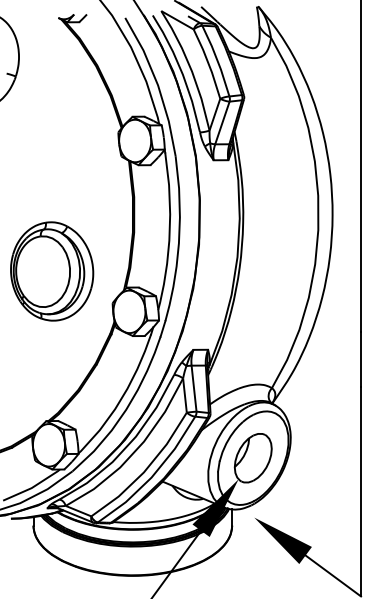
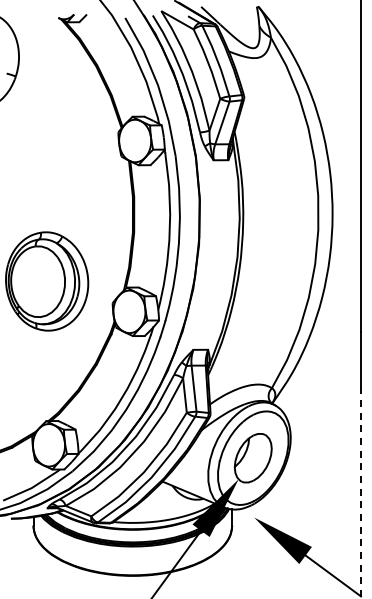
part position: (52, 271) -> (47, 281) (47, 281)
line: solid -> dashed (361, 491)
